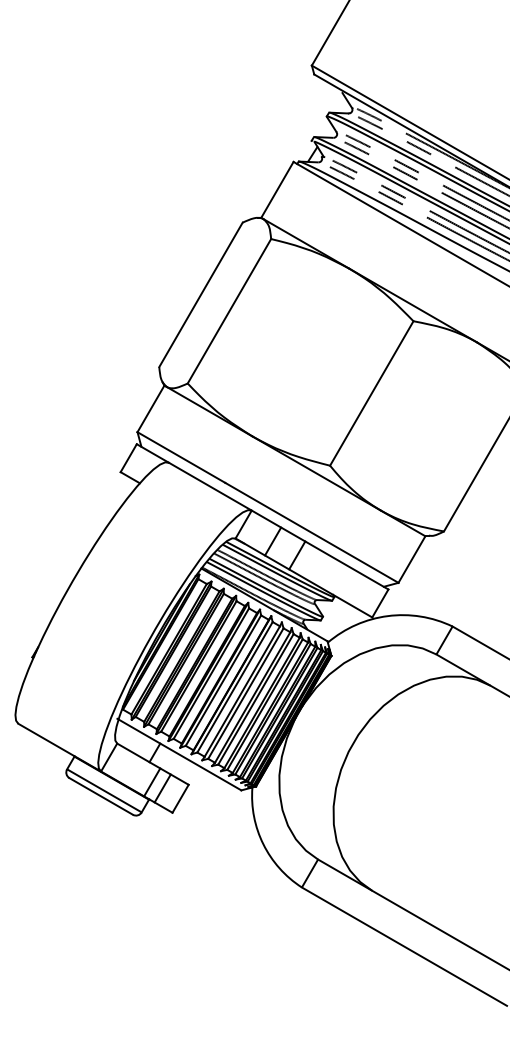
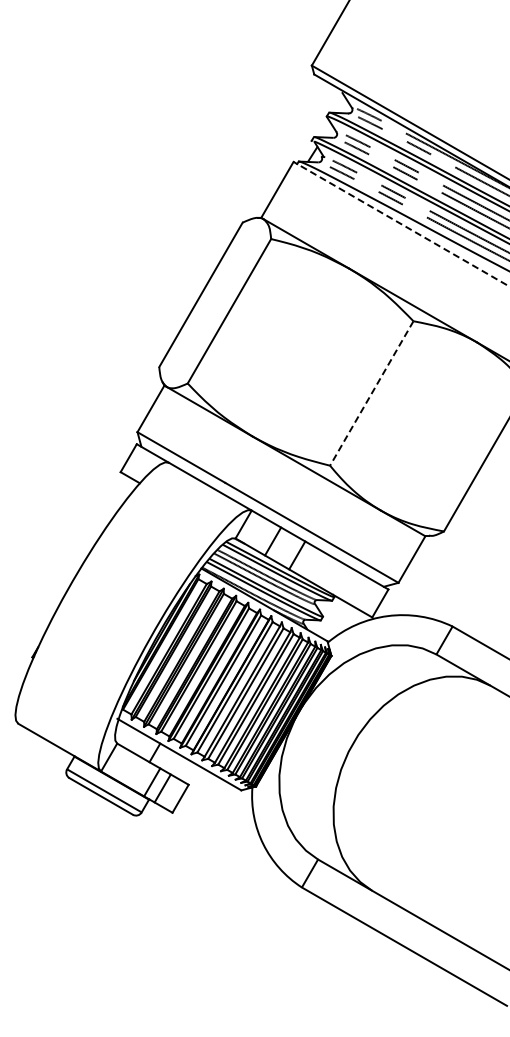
line: solid -> dashed (401, 224)
line: solid -> dashed (371, 393)
